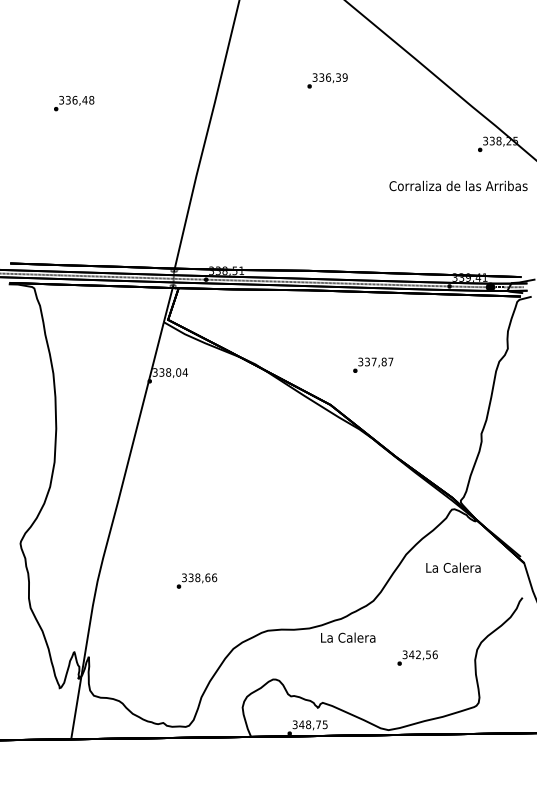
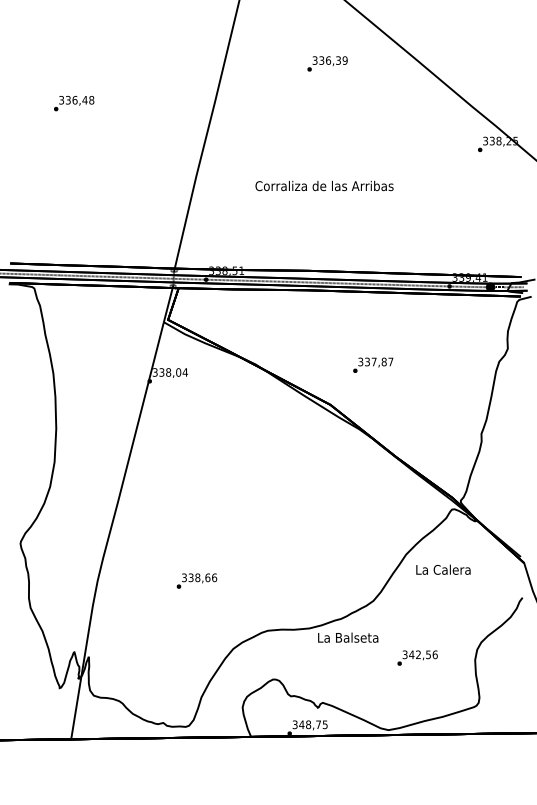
text position: (327, 80) -> (327, 63) (327, 63)
text position: (458, 185) -> (324, 185) (324, 185)
text position: (453, 567) -> (443, 569) (443, 569)
text: La Calera -> La Balseta (348, 637)
